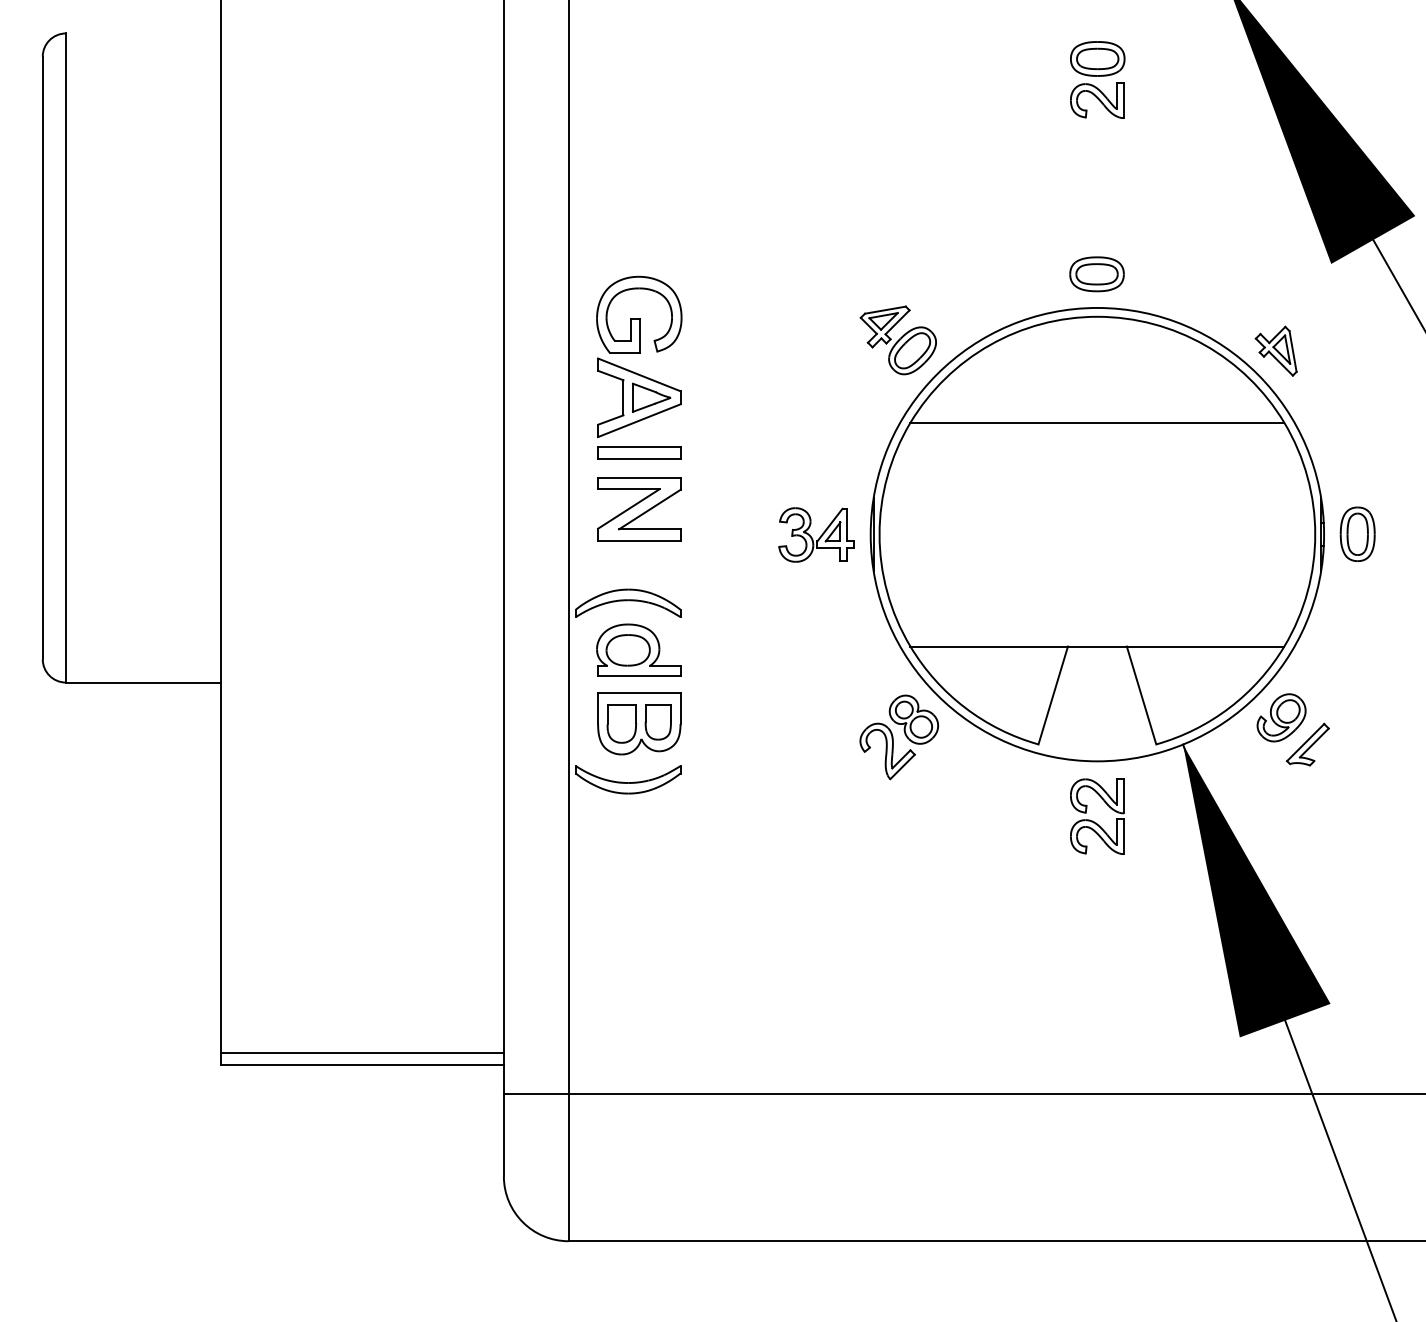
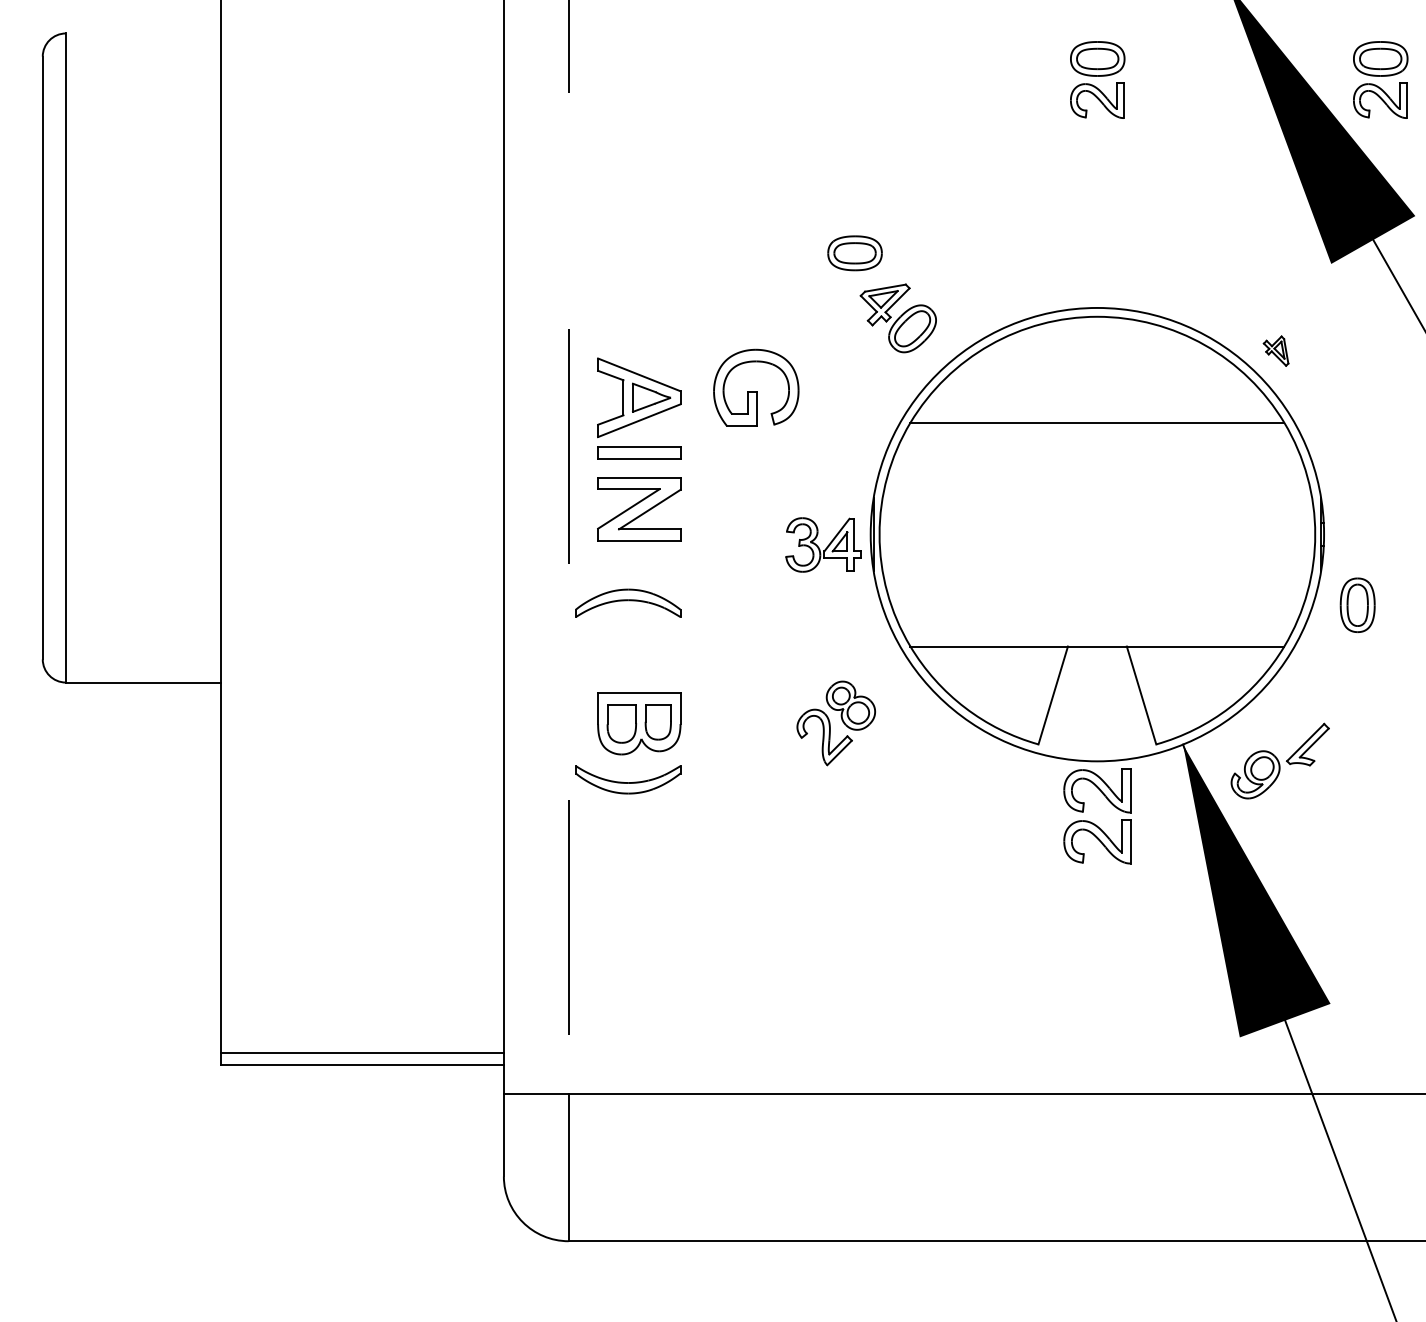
part: none -> present (1380, 79)
part position: (1096, 274) -> (854, 253) (854, 253)
part position: (639, 314) -> (756, 387) (756, 387)
part position: (897, 340) -> (897, 318) (897, 318)
part size: 44x52 px -> 28x32 px (1275, 350)
part position: (1357, 533) -> (1357, 604) (1357, 604)
part position: (816, 534) -> (823, 544) (823, 544)
line: solid -> dashed (568, 547)
part: present -> none (638, 649)
part position: (1281, 717) -> (1255, 774) (1255, 774)
part position: (898, 737) -> (835, 723) (835, 723)
part size: 55x77 px -> 69x97 px (1097, 816)
